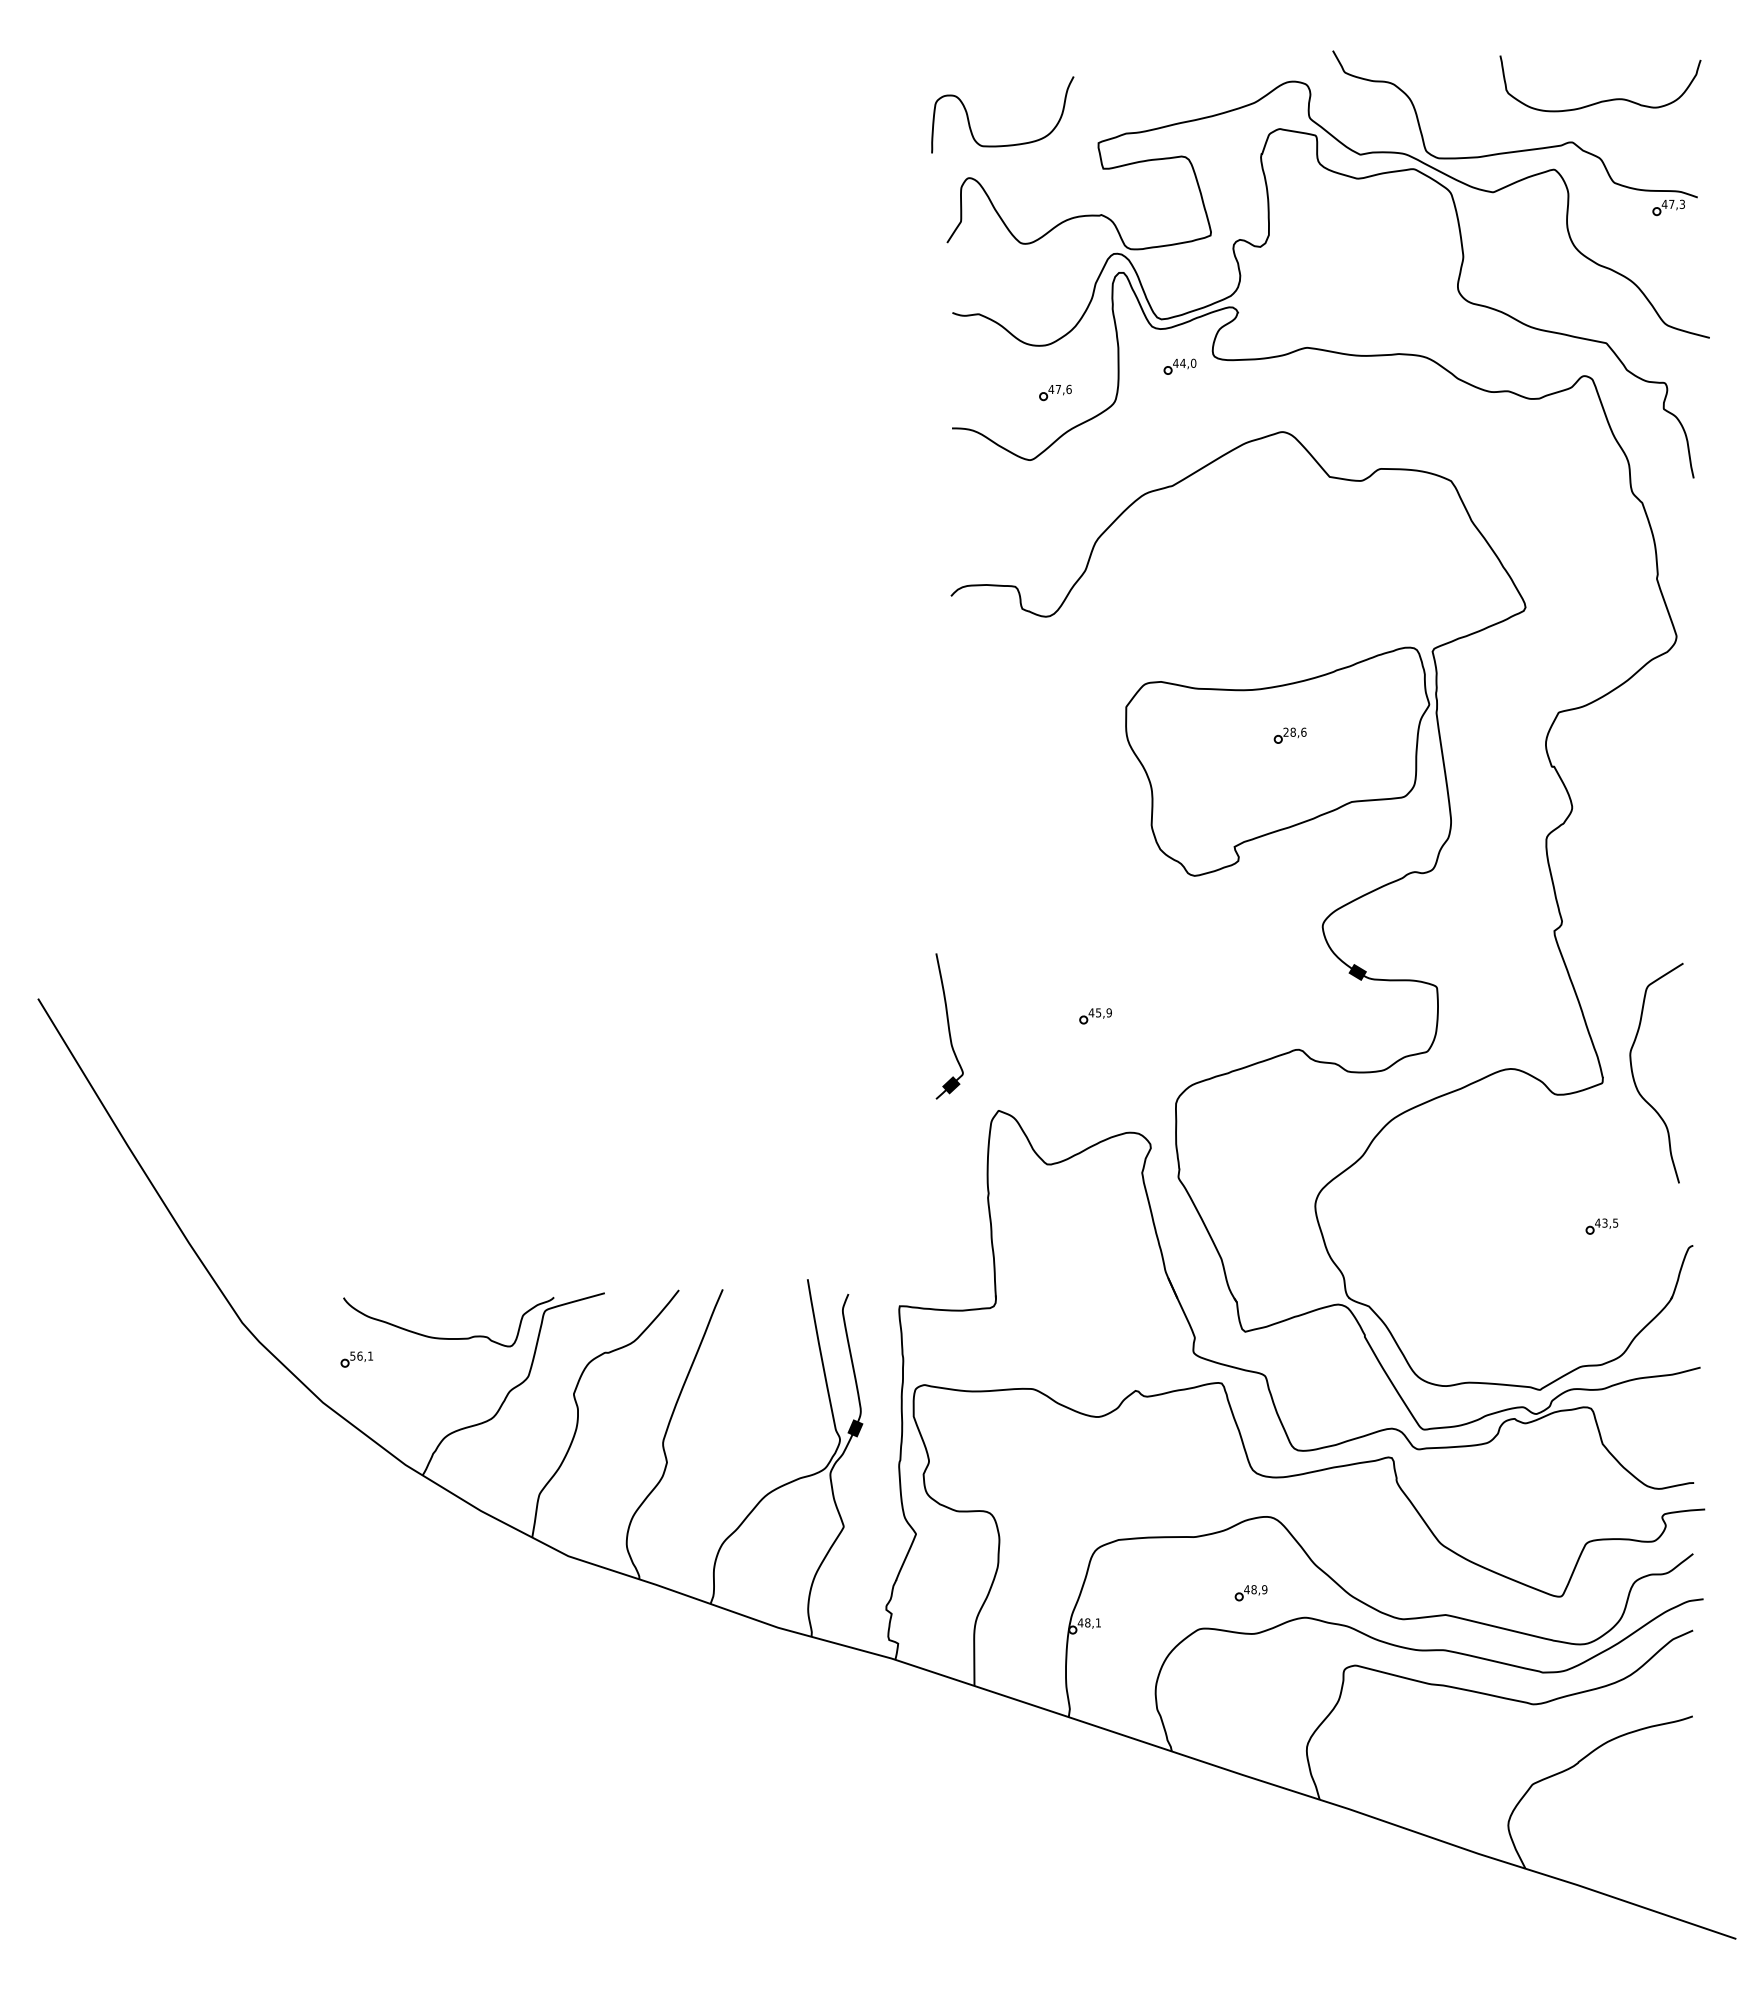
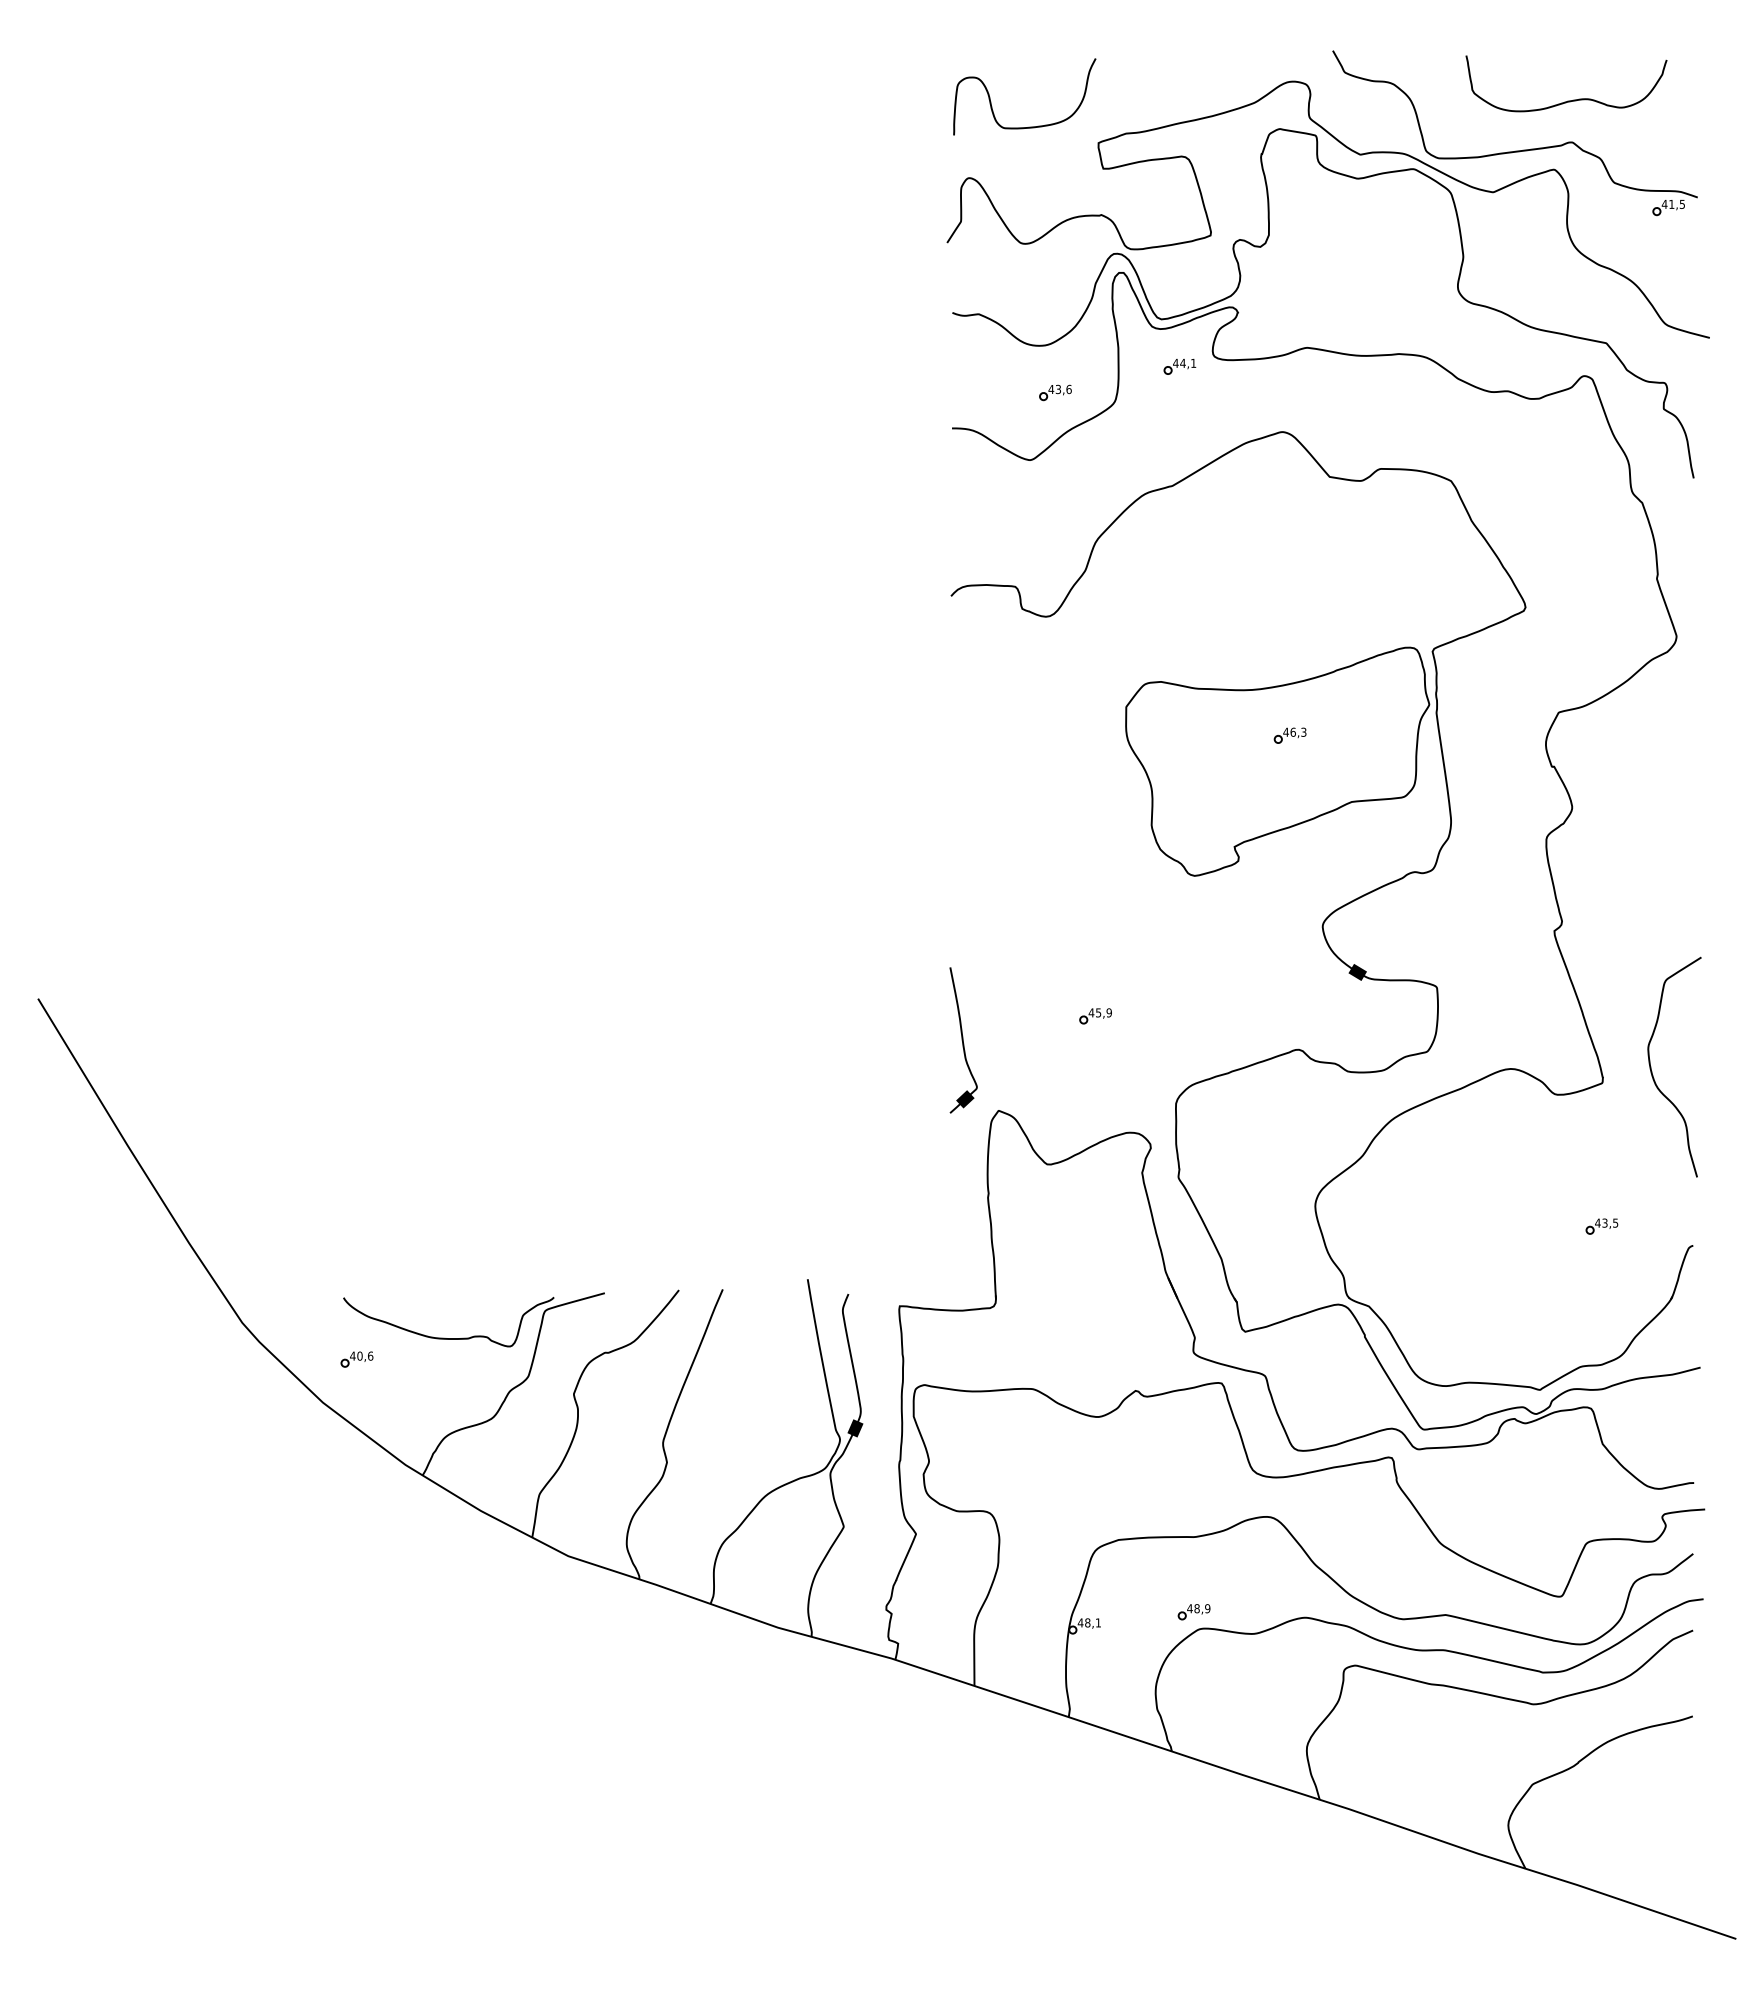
curve position: (1601, 100) -> (1567, 100) (1567, 100)
curve position: (1006, 144) -> (1028, 126) (1028, 126)
text: 47,3 -> 41,5 (1676, 203)
text: 44,0 -> 44,1 (1193, 362)
text: 47,6 -> 43,6 (1057, 389)
text: 28,6 -> 46,3 (1294, 731)
part position: (949, 1026) -> (963, 1040) (963, 1040)
curve position: (1634, 1077) -> (1652, 1071) (1652, 1071)
text: 56,1 -> 40,6 (361, 1355)
part position: (1250, 1593) -> (1193, 1612) (1193, 1612)
